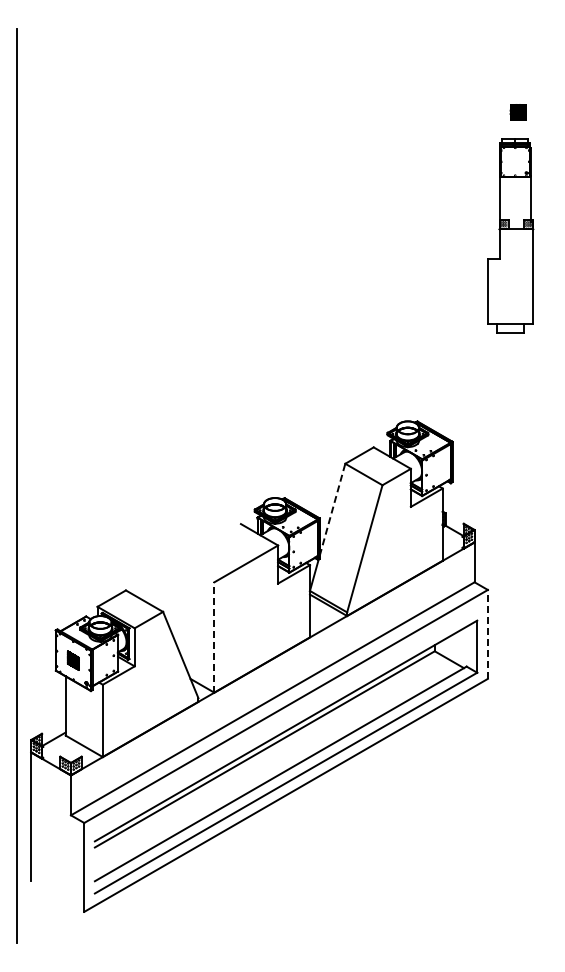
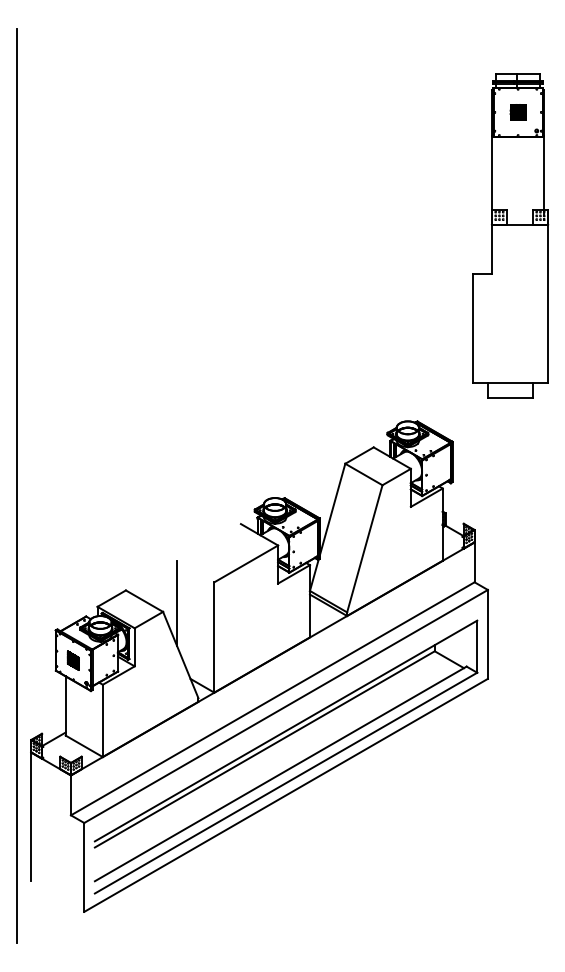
part size: 48x196 px -> 78x326 px (510, 235)
line: dashed -> solid (332, 509)
line: none -> present (177, 603)
line: dashed -> solid (487, 633)
line: dashed -> solid (214, 637)
